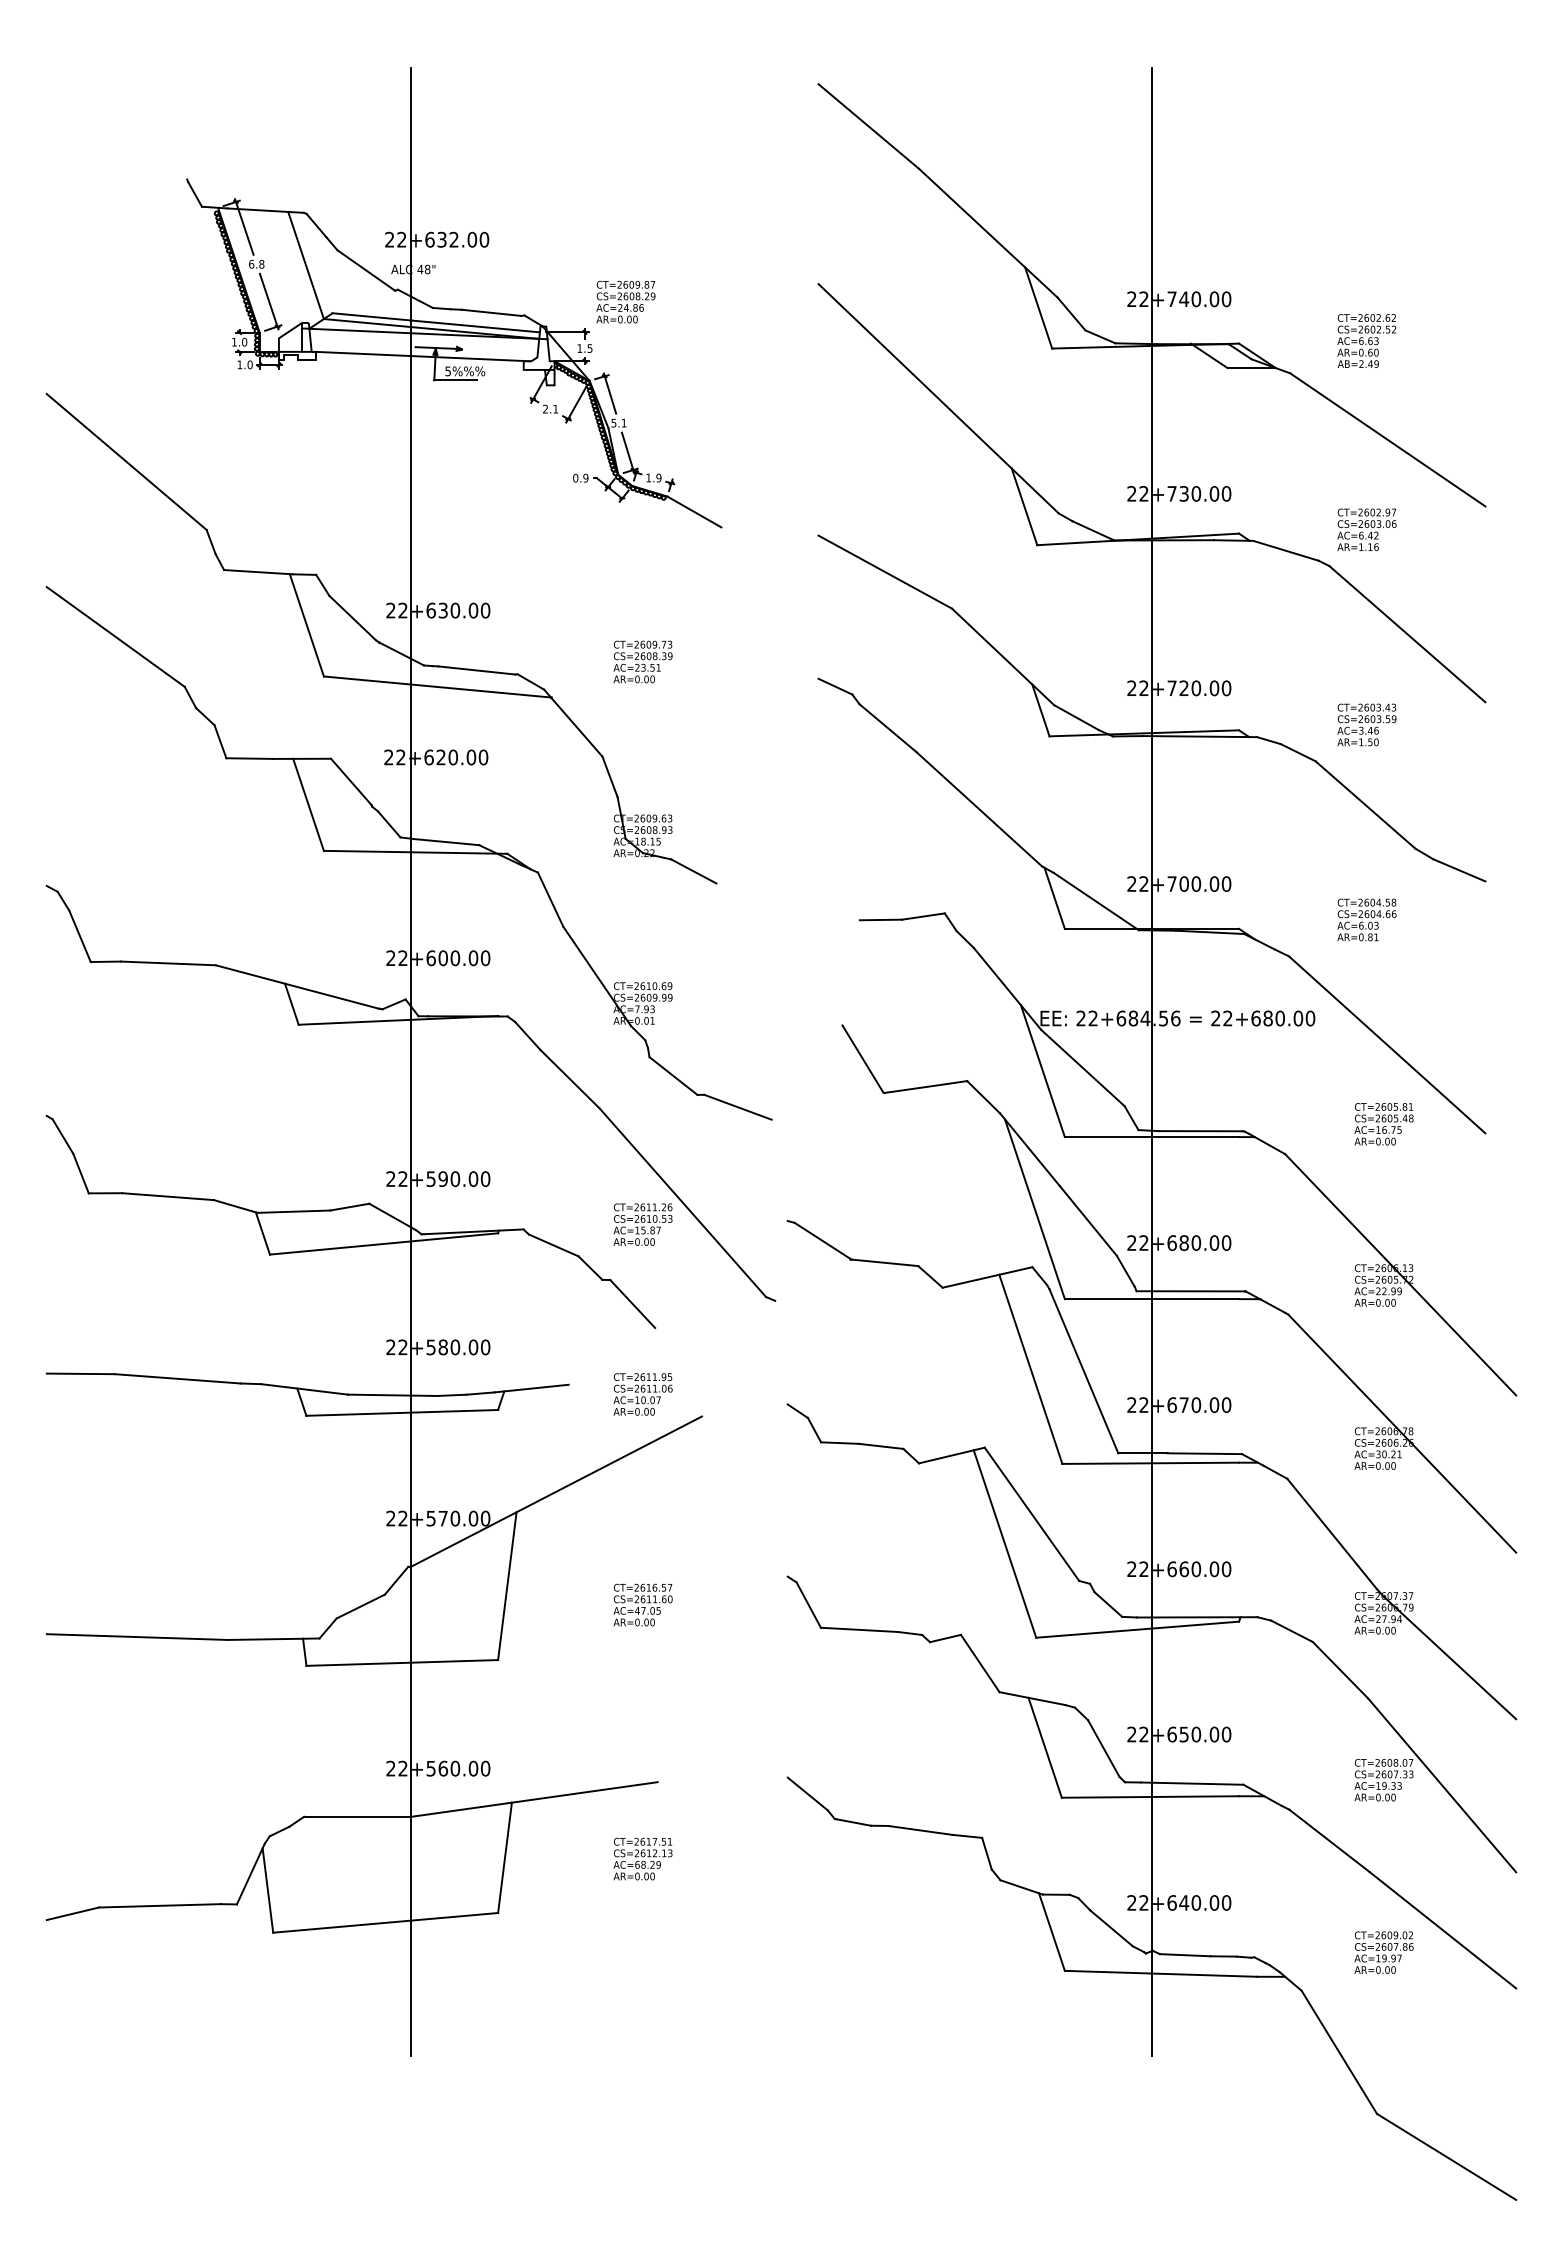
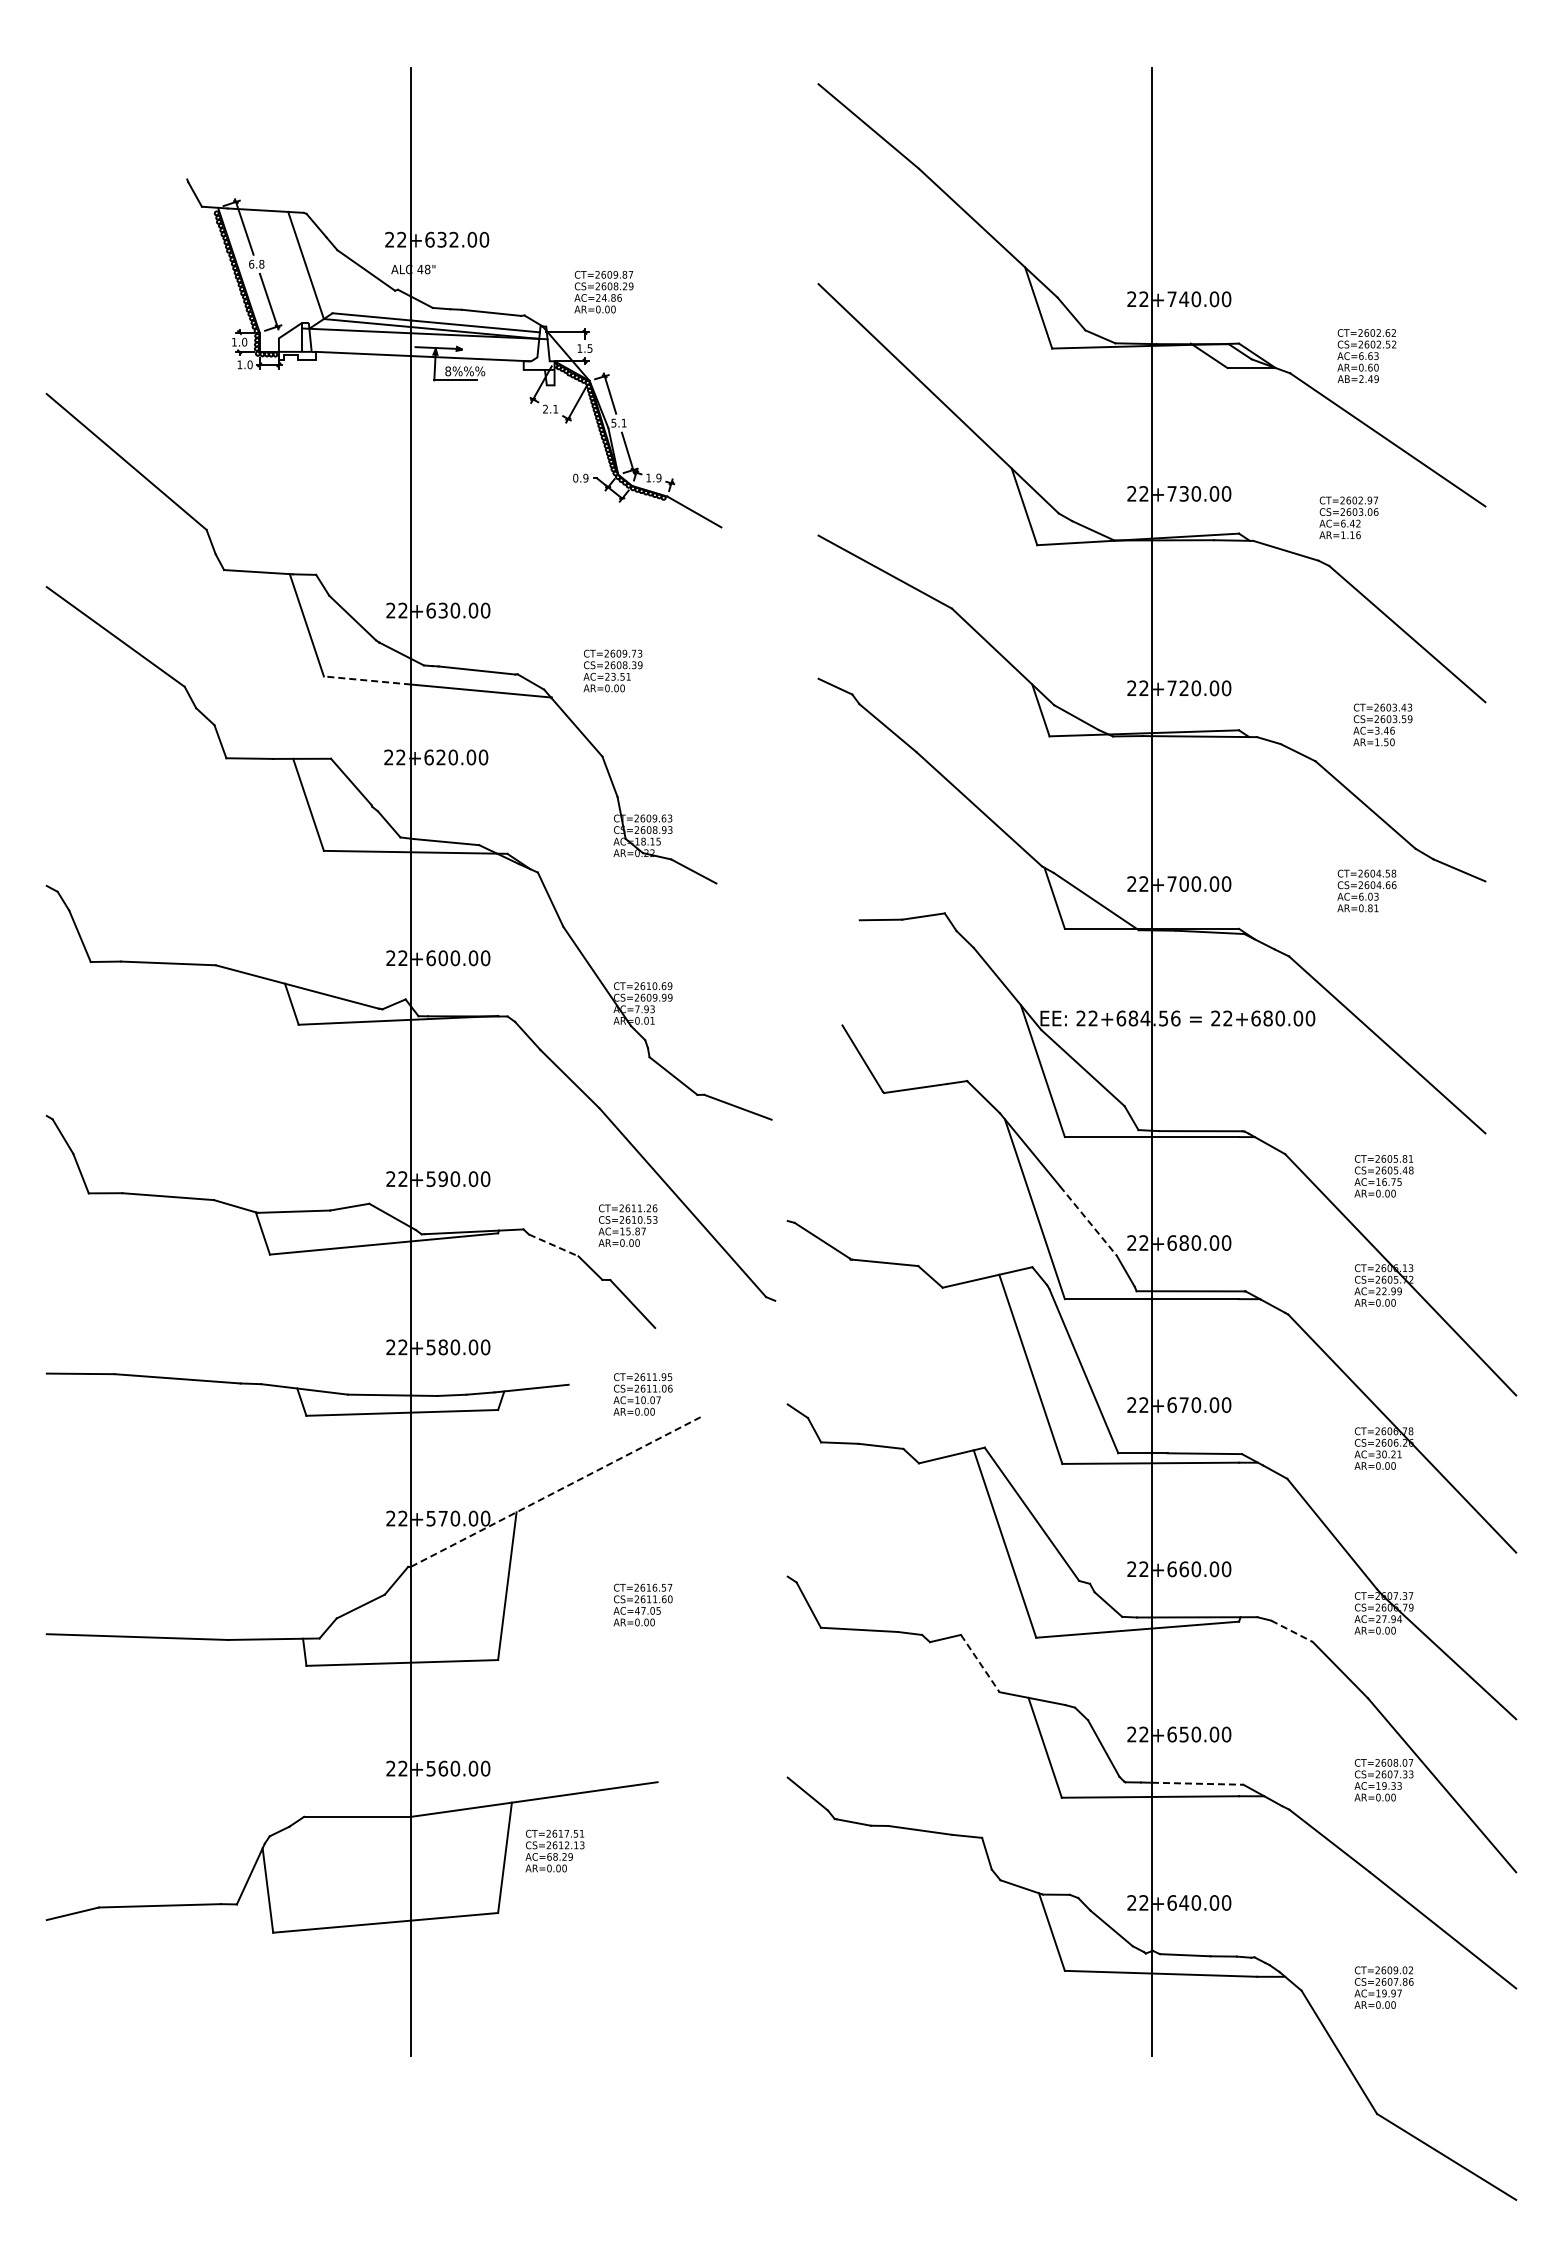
text position: (625, 301) -> (603, 291) (603, 291)
text position: (1366, 340) -> (1366, 355) (1366, 355)
text: 5%%% -> 8%%% (448, 371)
text position: (1366, 529) -> (1348, 517) (1348, 517)
text position: (642, 661) -> (612, 670) (612, 670)
line: solid -> dashed (367, 680)
text position: (1366, 724) -> (1382, 724) (1382, 724)
text position: (1366, 919) -> (1366, 890) (1366, 890)
text position: (1383, 1124) -> (1383, 1176) (1383, 1176)
line: solid -> dashed (1088, 1221)
text position: (642, 1224) -> (627, 1225) (627, 1225)
line: solid -> dashed (554, 1245)
line: solid -> dashed (556, 1491)
line: solid -> dashed (1292, 1631)
line: solid -> dashed (980, 1663)
line: solid -> dashed (1197, 1783)
text position: (642, 1858) -> (554, 1850) (554, 1850)
text position: (1383, 1952) -> (1383, 1987) (1383, 1987)
